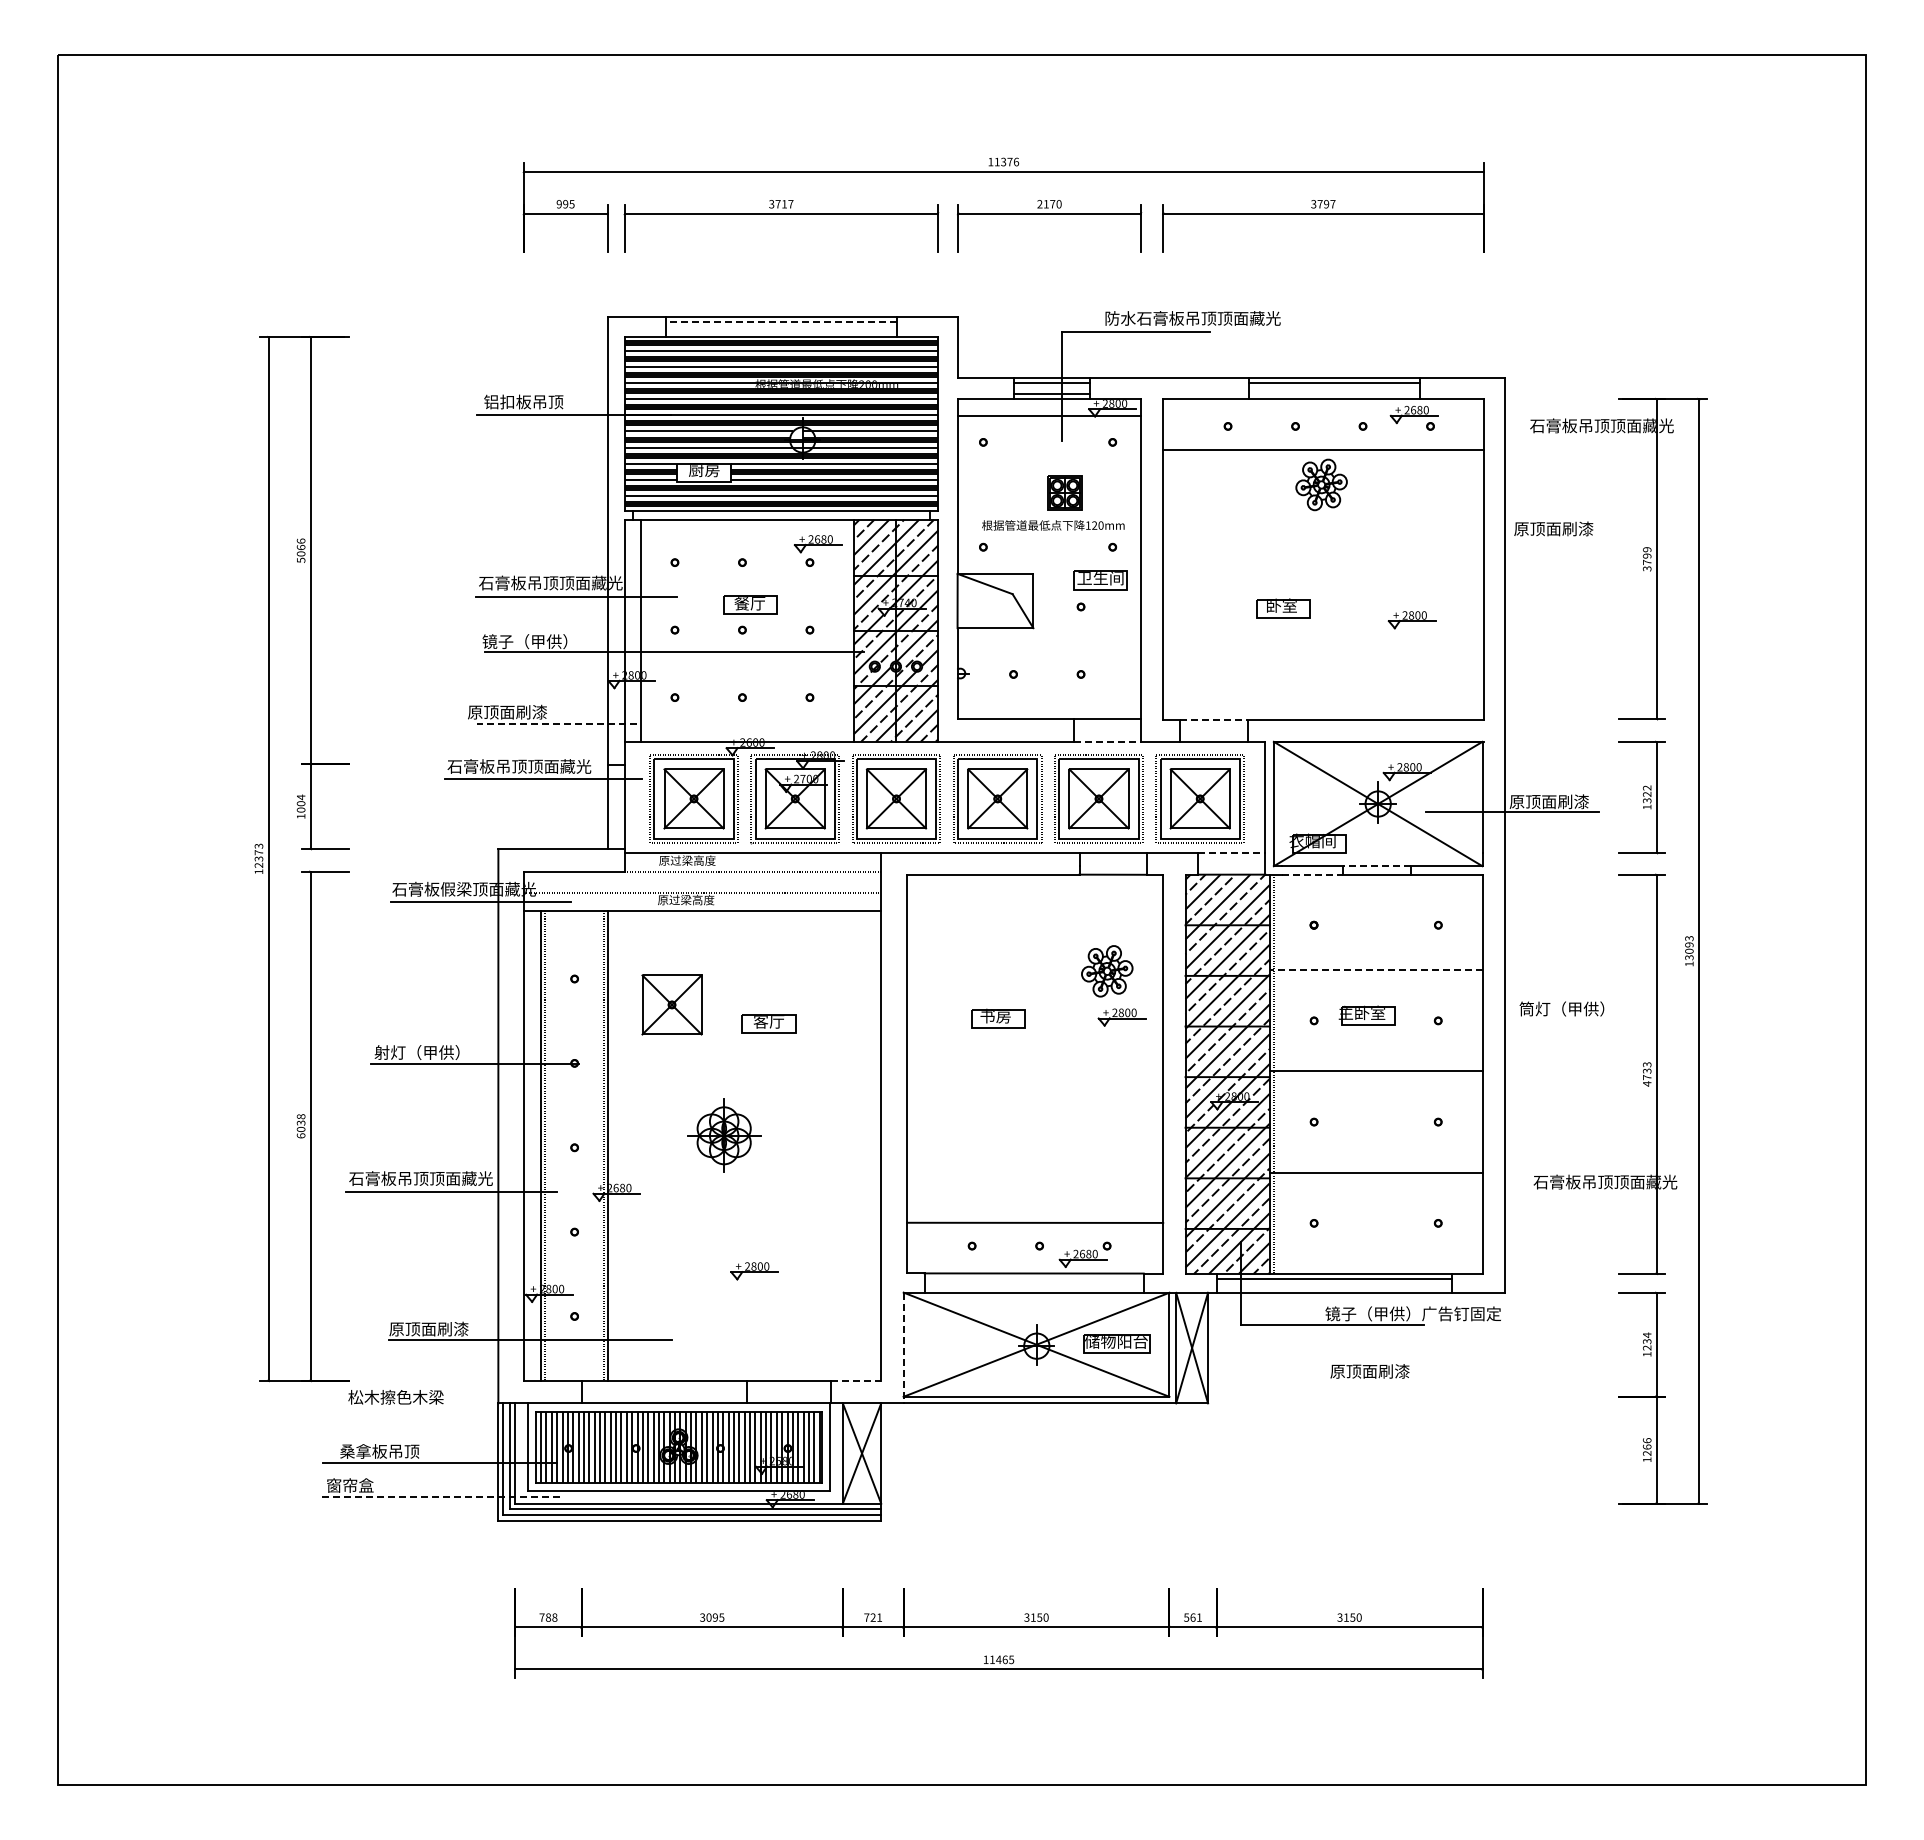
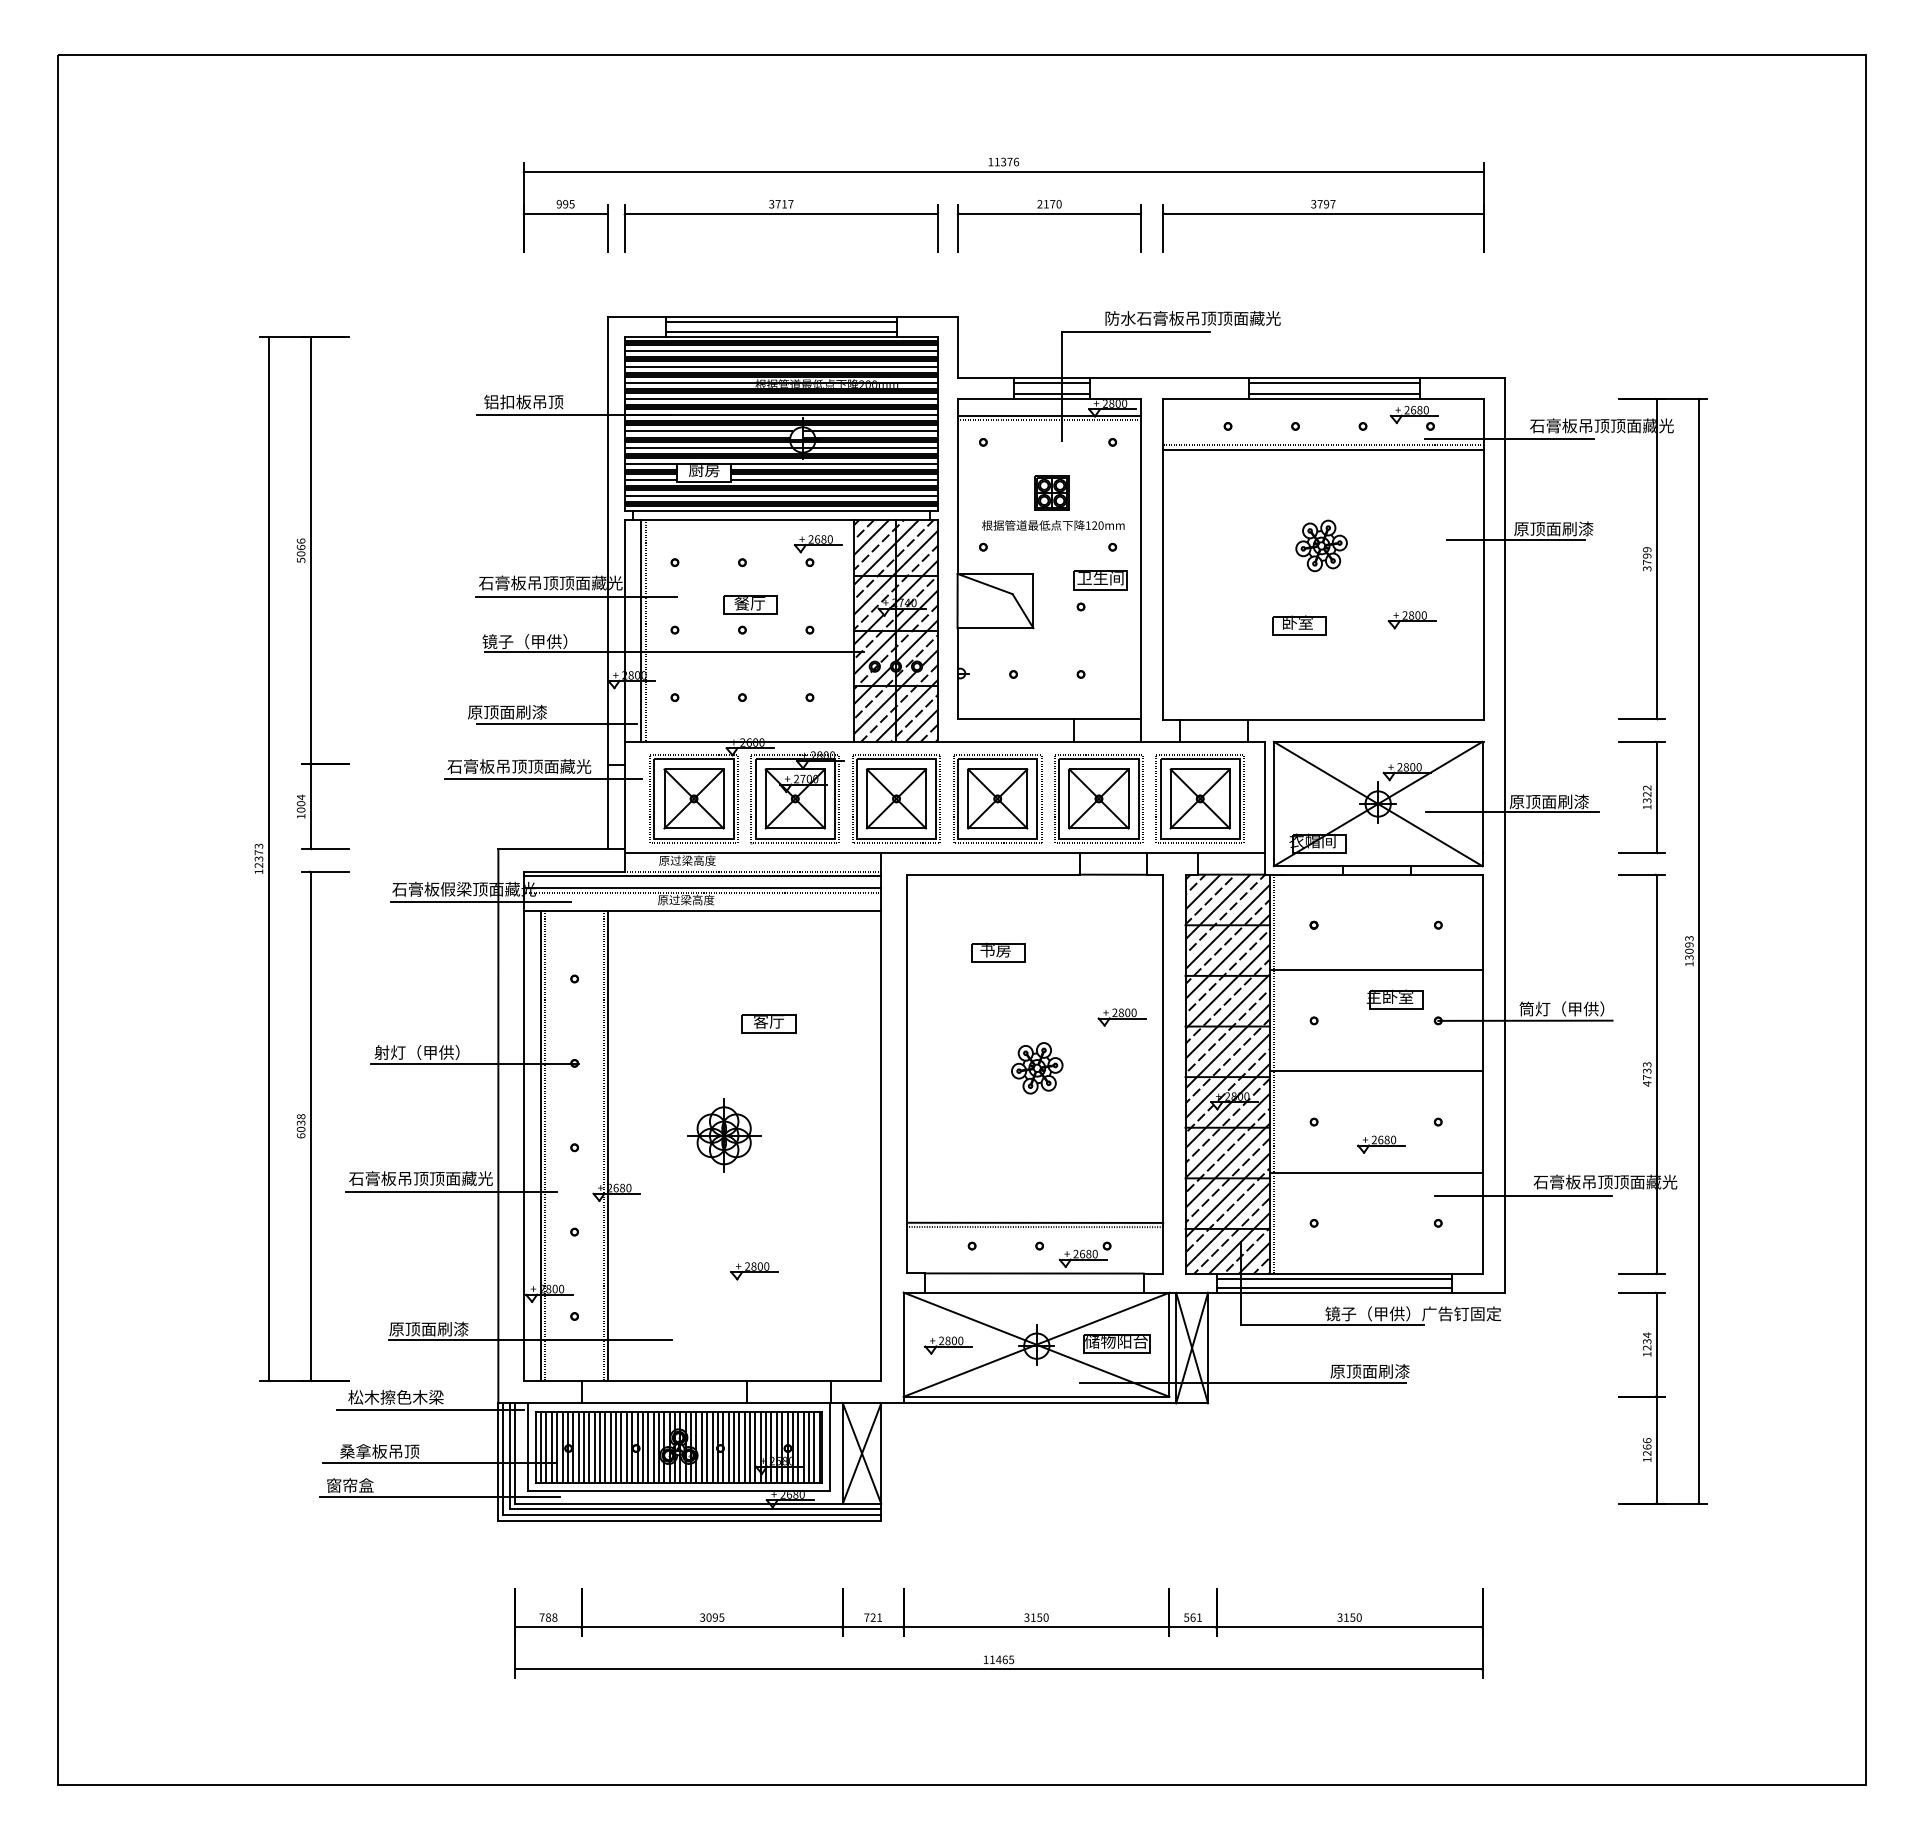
line: dashed -> solid (781, 322)
line: none -> present (781, 332)
line: none -> present (1334, 393)
line: none -> present (1049, 420)
line: none -> present (1508, 439)
line: none -> present (1323, 445)
part position: (1321, 484) -> (1321, 545) (1321, 545)
part position: (1064, 492) -> (1051, 492) (1051, 492)
line: none -> present (1515, 539)
part position: (1283, 608) -> (1299, 625) (1299, 625)
line: none -> present (645, 630)
line: dashed -> solid (1213, 719)
line: dashed -> solid (556, 724)
line: dashed -> solid (1107, 741)
line: dashed -> solid (1231, 853)
line: dashed -> solid (1377, 866)
line: dashed -> solid (1312, 874)
line: none -> present (702, 875)
line: none -> present (702, 888)
line: dashed -> solid (1375, 970)
part position: (1107, 971) -> (1037, 1068) (1037, 1068)
part: present -> none (671, 1004)
part position: (1366, 1015) -> (1394, 999) (1394, 999)
part position: (998, 1018) -> (998, 952) (998, 952)
line: none -> present (1525, 1020)
part: none -> present (1381, 1144)
line: none -> present (1523, 1196)
line: none -> present (1034, 1226)
line: none -> present (1334, 1287)
part: none -> present (948, 1345)
line: dashed -> solid (903, 1348)
line: dashed -> solid (856, 1381)
line: none -> present (1242, 1383)
line: none -> present (429, 1409)
line: dashed -> solid (439, 1496)
